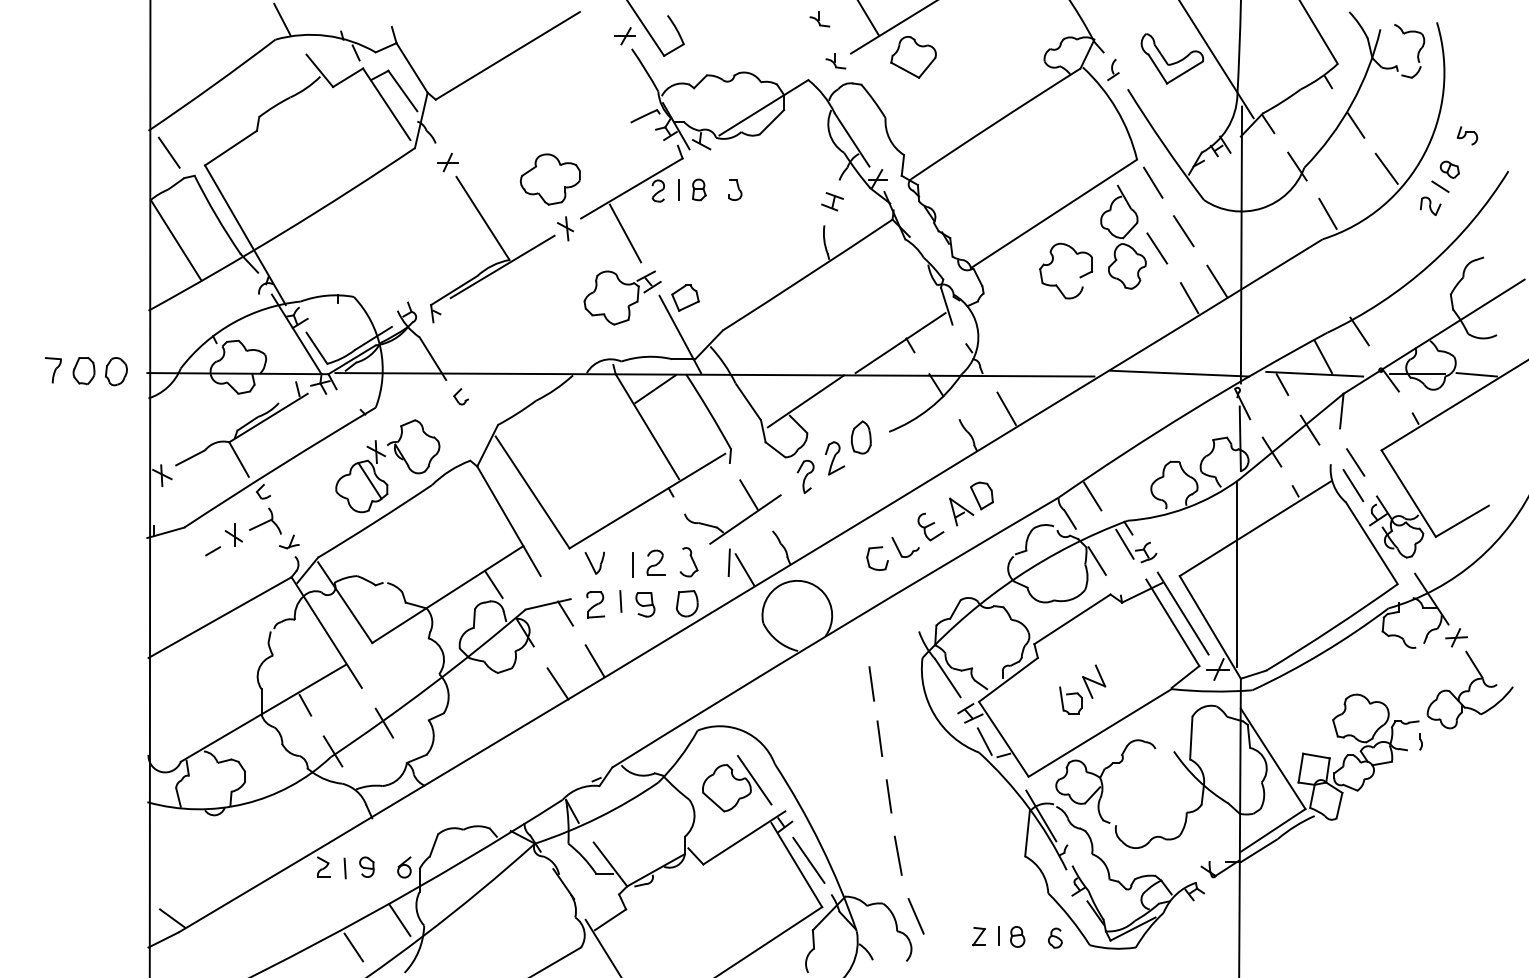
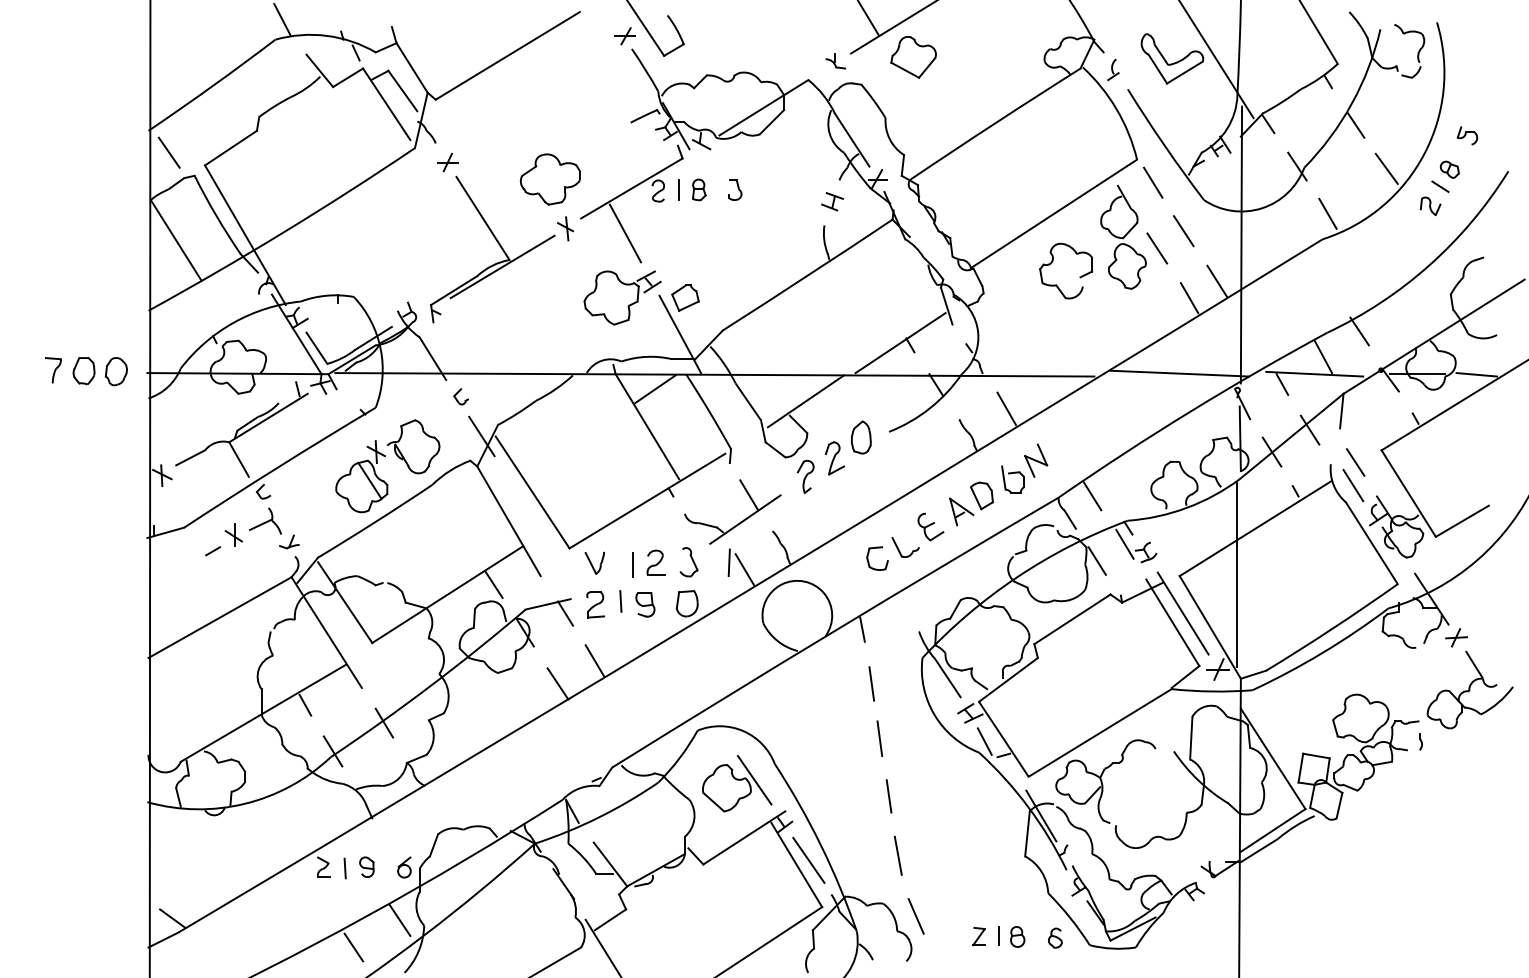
part: present -> none (819, 19)
line: none -> present (481, 436)
line: none -> present (862, 629)
part position: (1082, 689) -> (1024, 468) (1024, 468)
